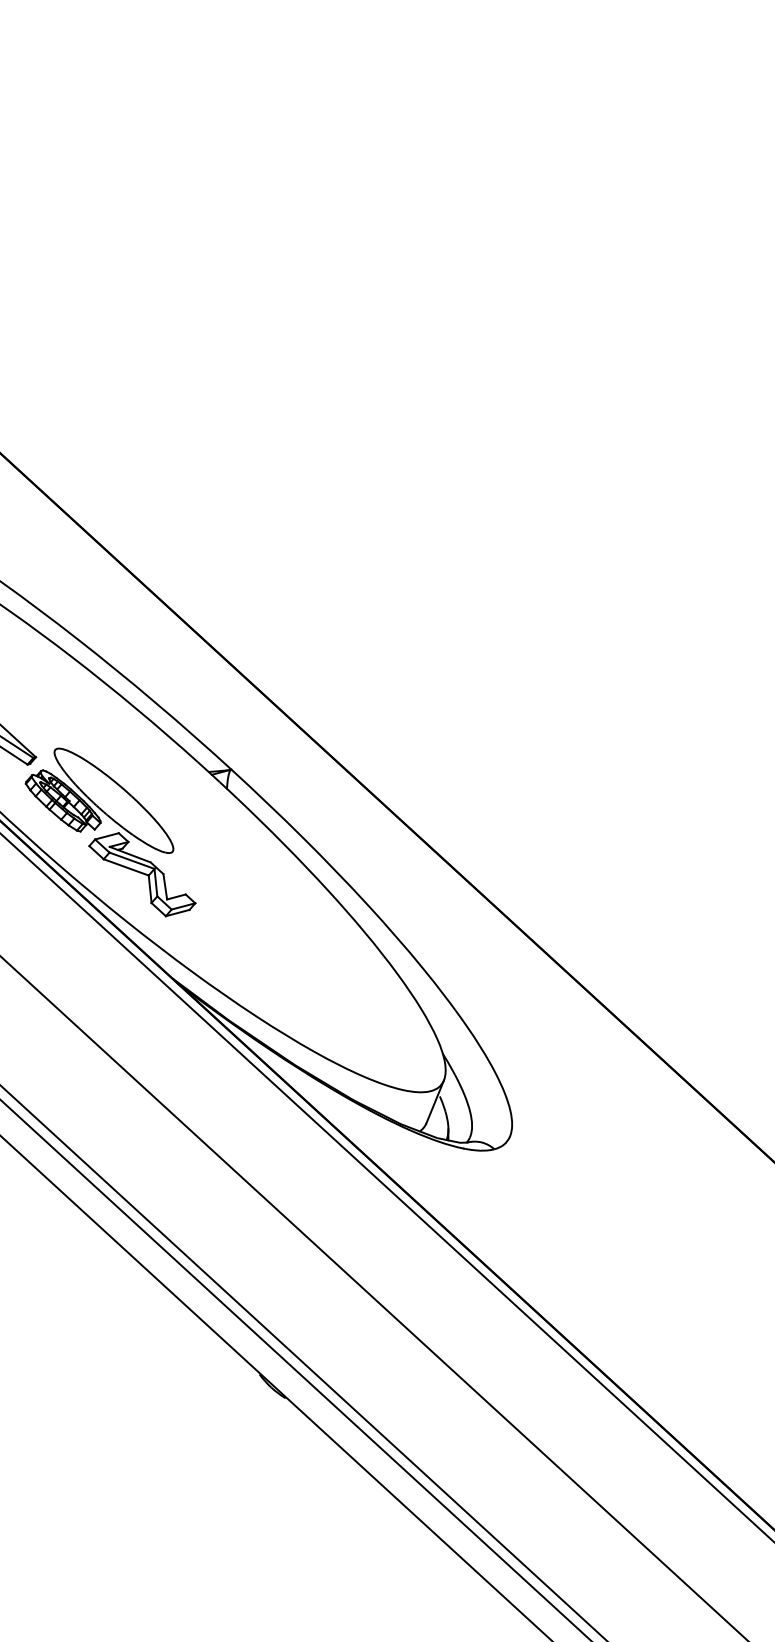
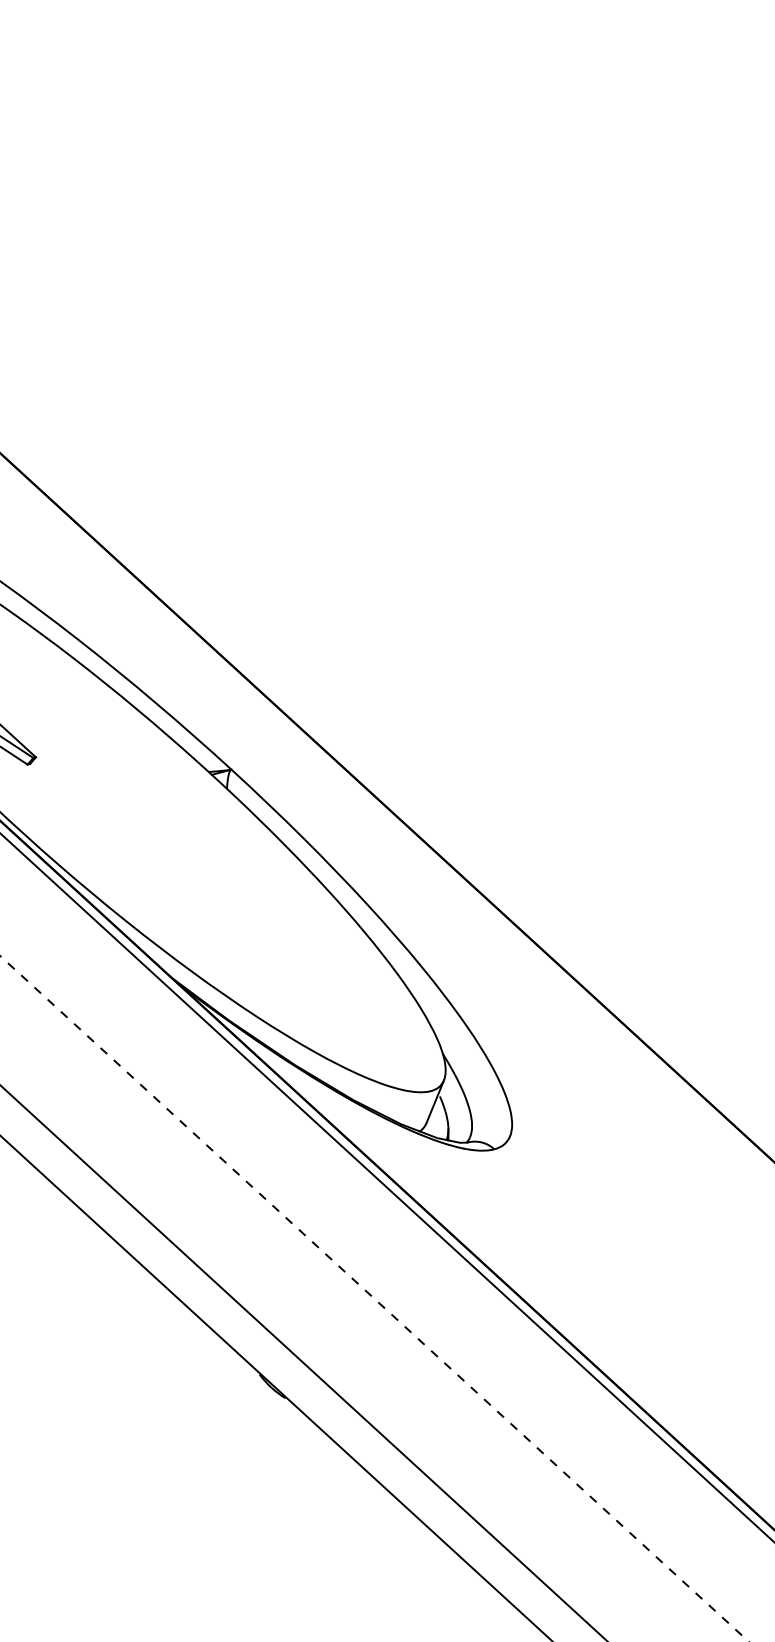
part: present -> none (110, 832)
line: solid -> dashed (374, 1299)
line: present -> none (295, 1369)
